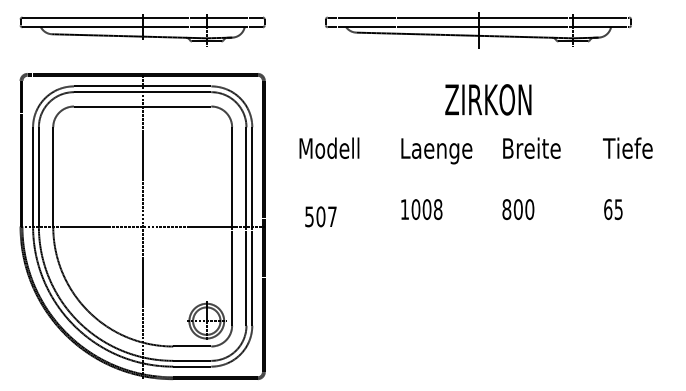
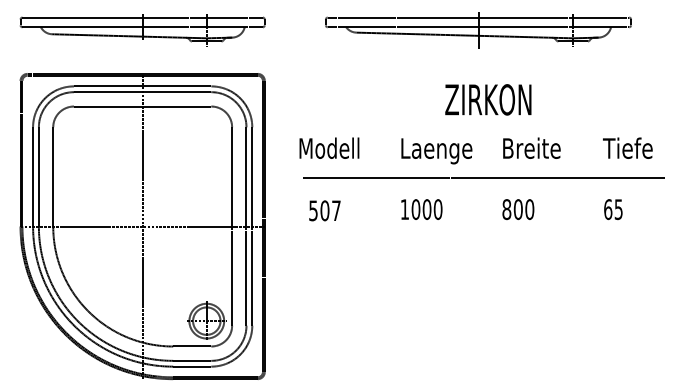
line: none -> present (484, 178)
text: 1008 -> 1000 (437, 209)
text position: (320, 216) -> (324, 210) (324, 210)
